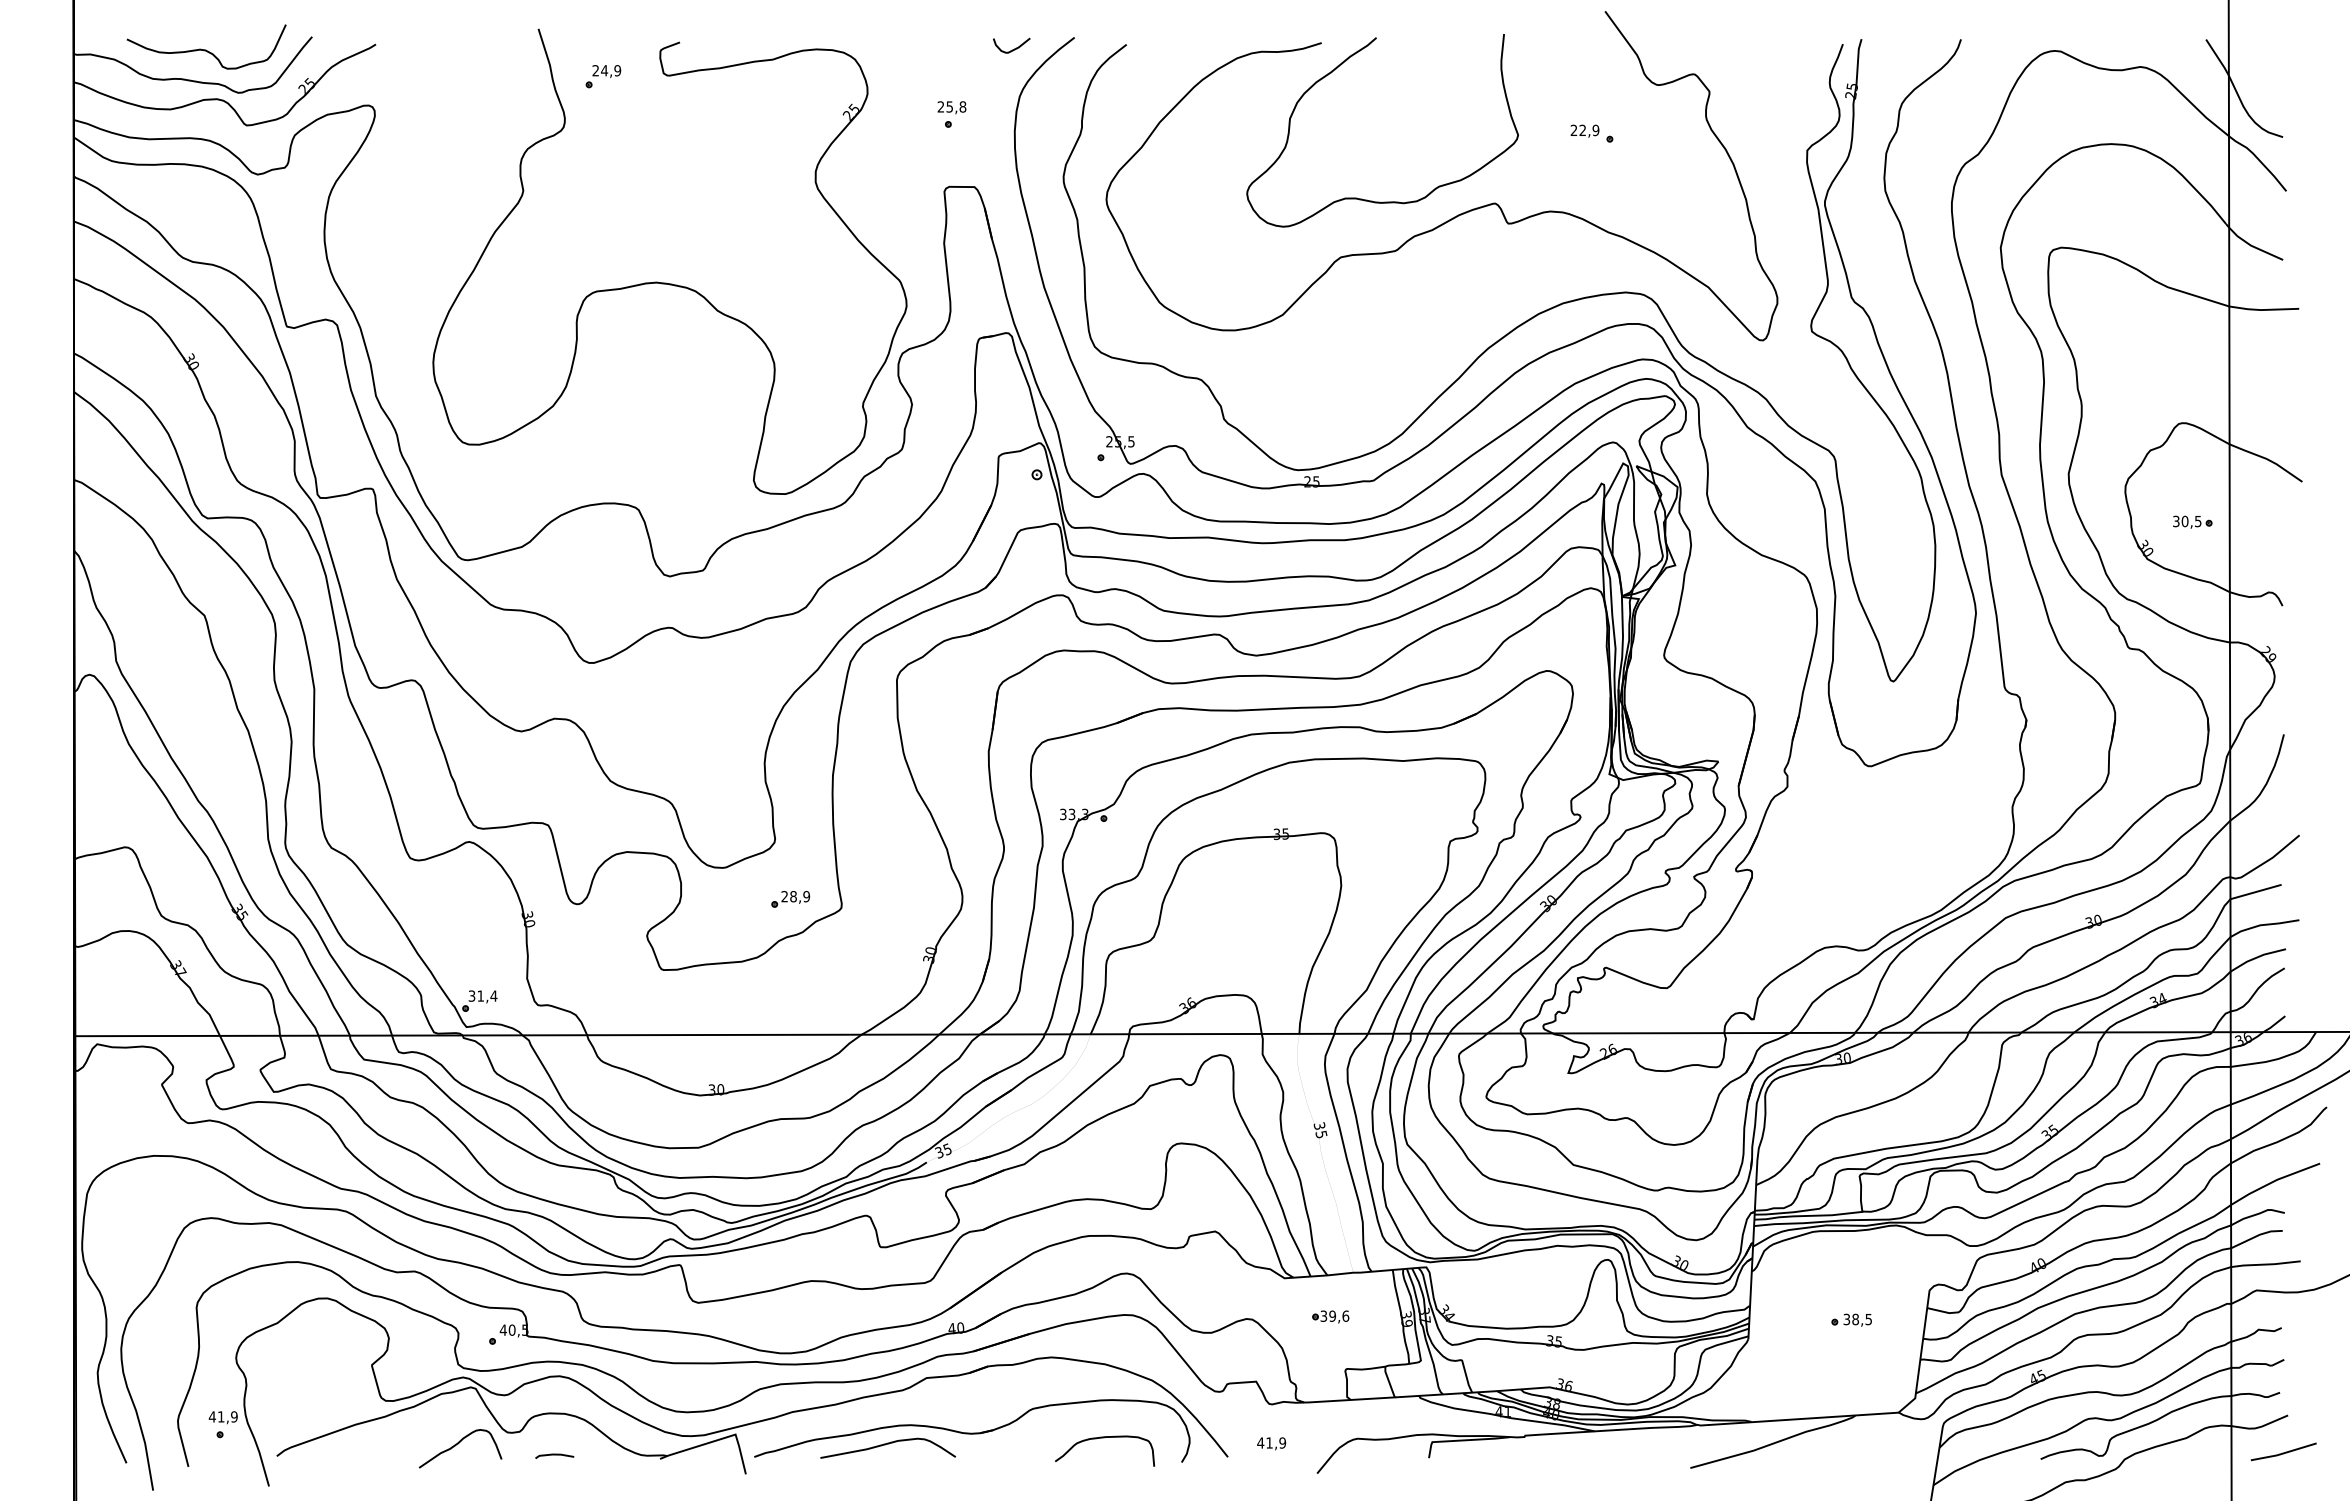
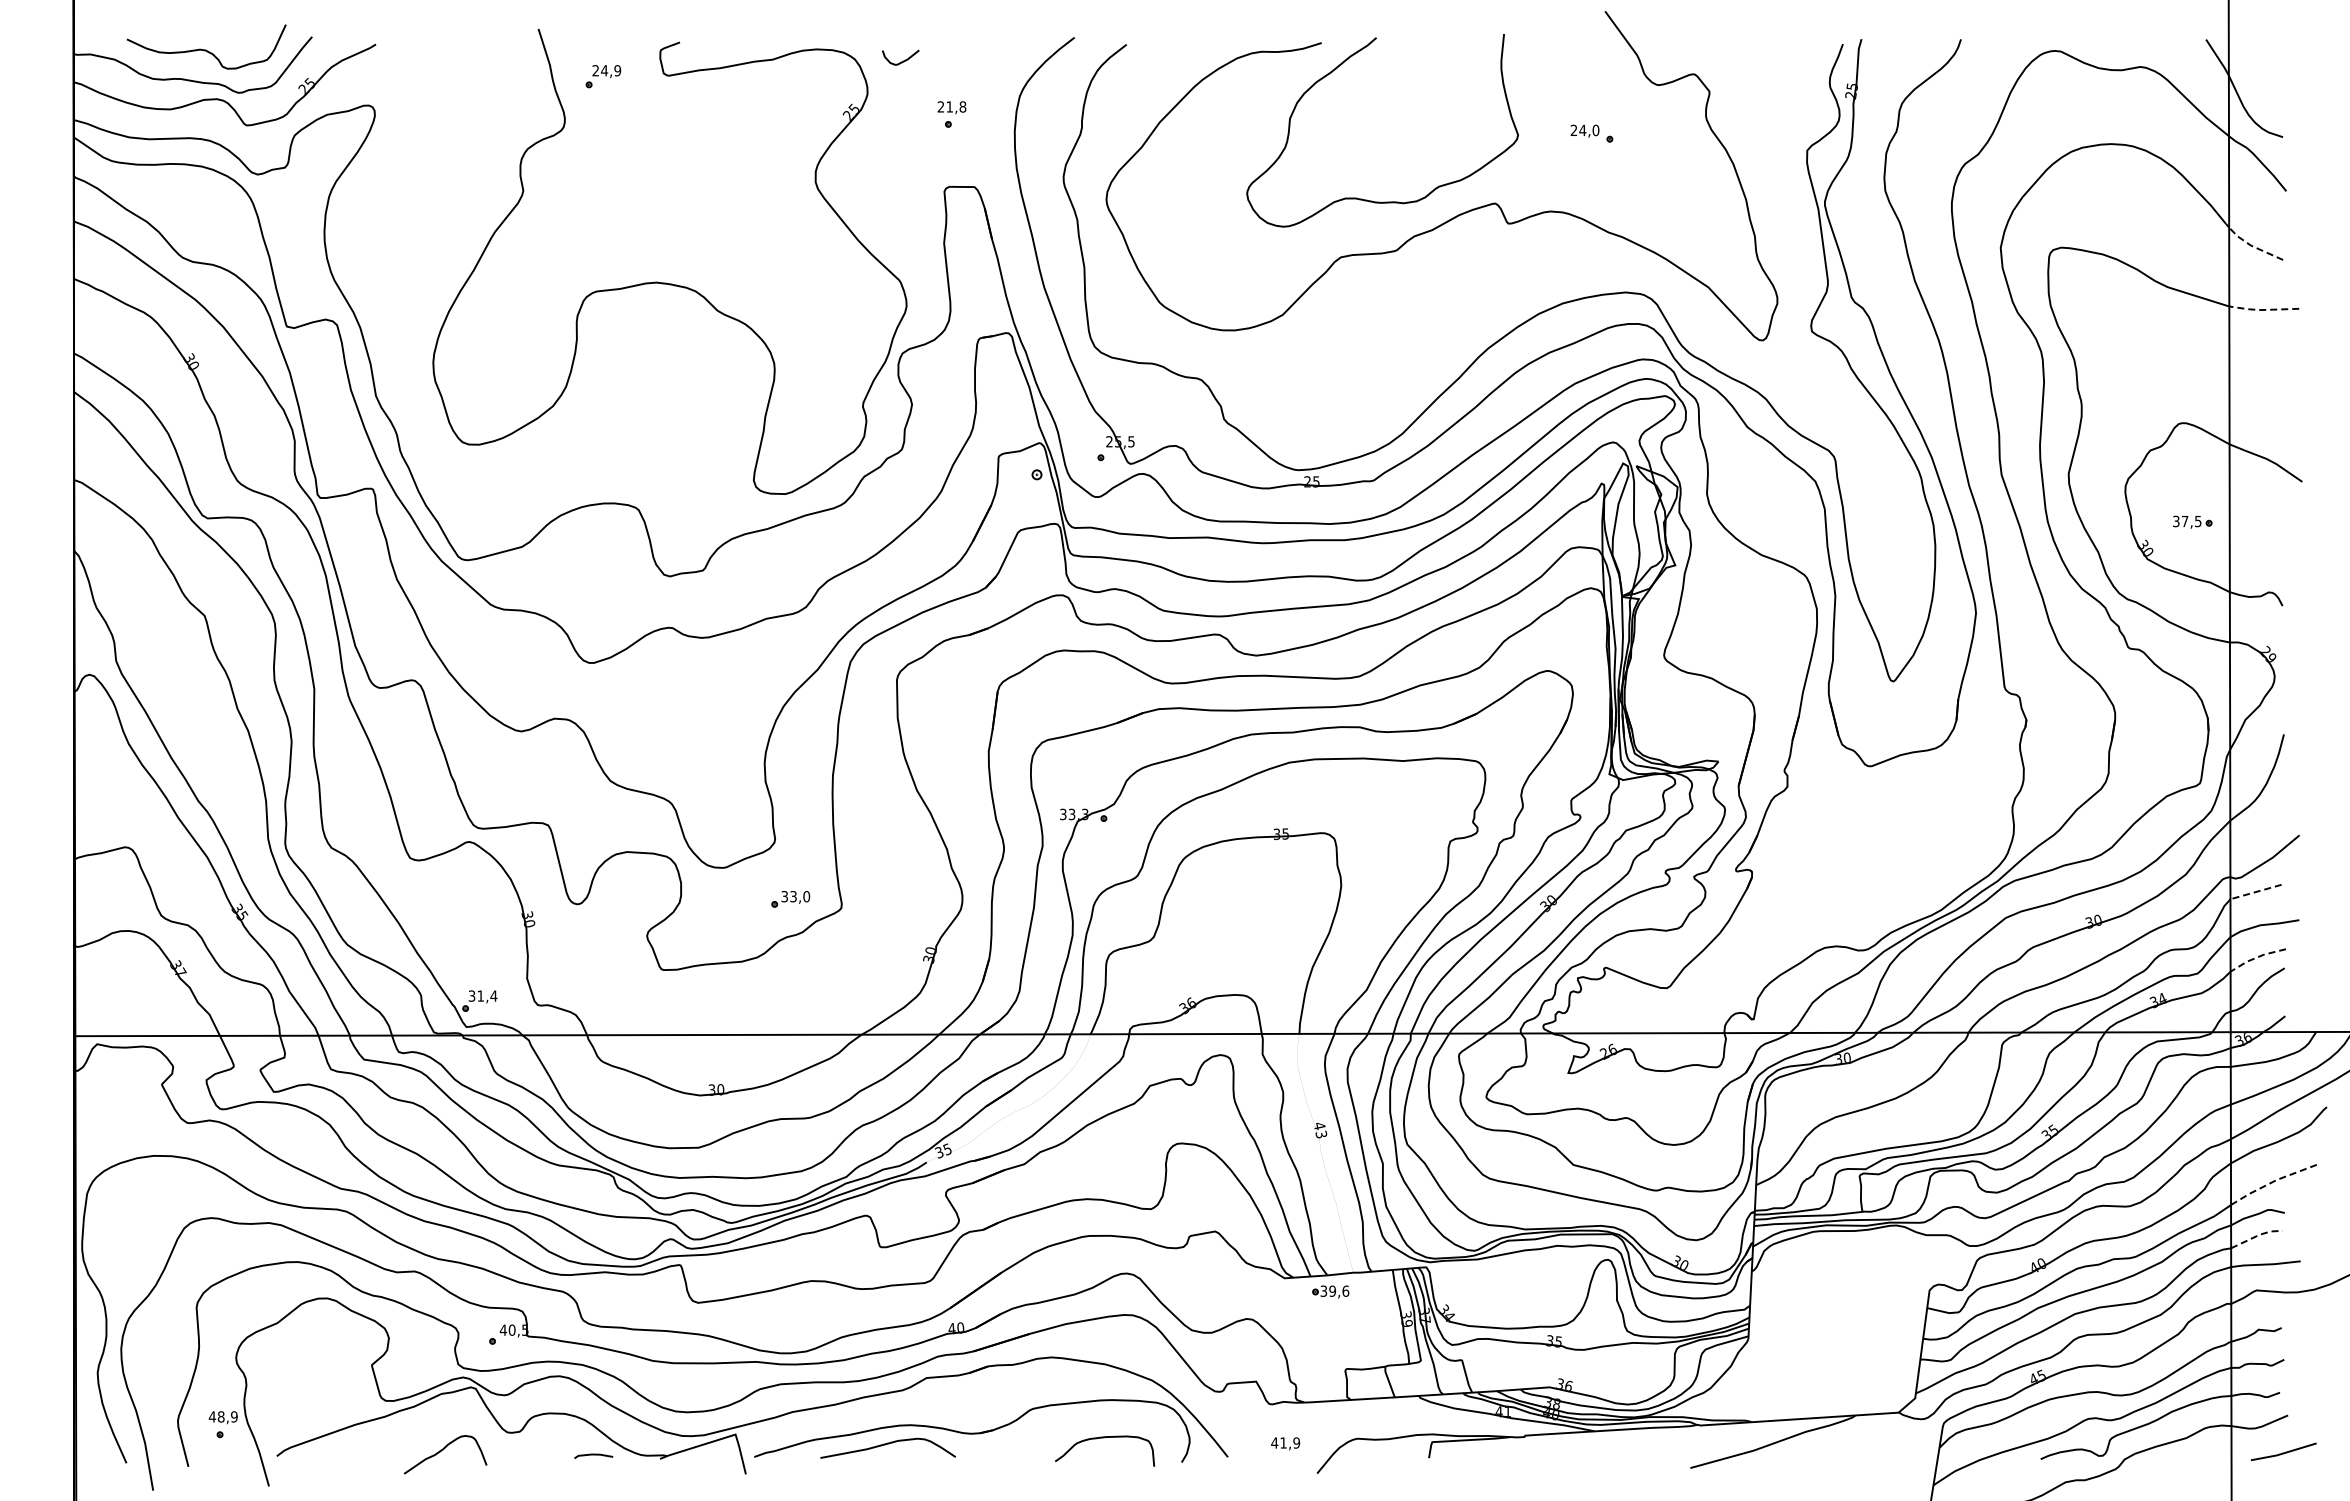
curve position: (1012, 49) -> (901, 61) (901, 61)
text: 25,8 -> 21,8 (949, 106)
text: 22,9 -> 24,0 (1589, 130)
line: solid -> dashed (2252, 246)
line: solid -> dashed (2262, 310)
text: 30,5 -> 37,5 (2184, 521)
line: solid -> dashed (2256, 892)
text: 28,9 -> 33,0 (795, 896)
line: solid -> dashed (2256, 957)
text: 35 -> 43 (1320, 1130)
line: solid -> dashed (2273, 1181)
line: solid -> dashed (2257, 1235)
part position: (1330, 1316) -> (1330, 1291) (1330, 1291)
part: present -> none (1851, 1319)
text: 41,9 -> 48,9 (220, 1416)
text position: (1271, 1443) -> (1285, 1443) (1285, 1443)
curve position: (458, 1444) -> (443, 1450) (443, 1450)
line position: (554, 1455) -> (593, 1455) (593, 1455)
